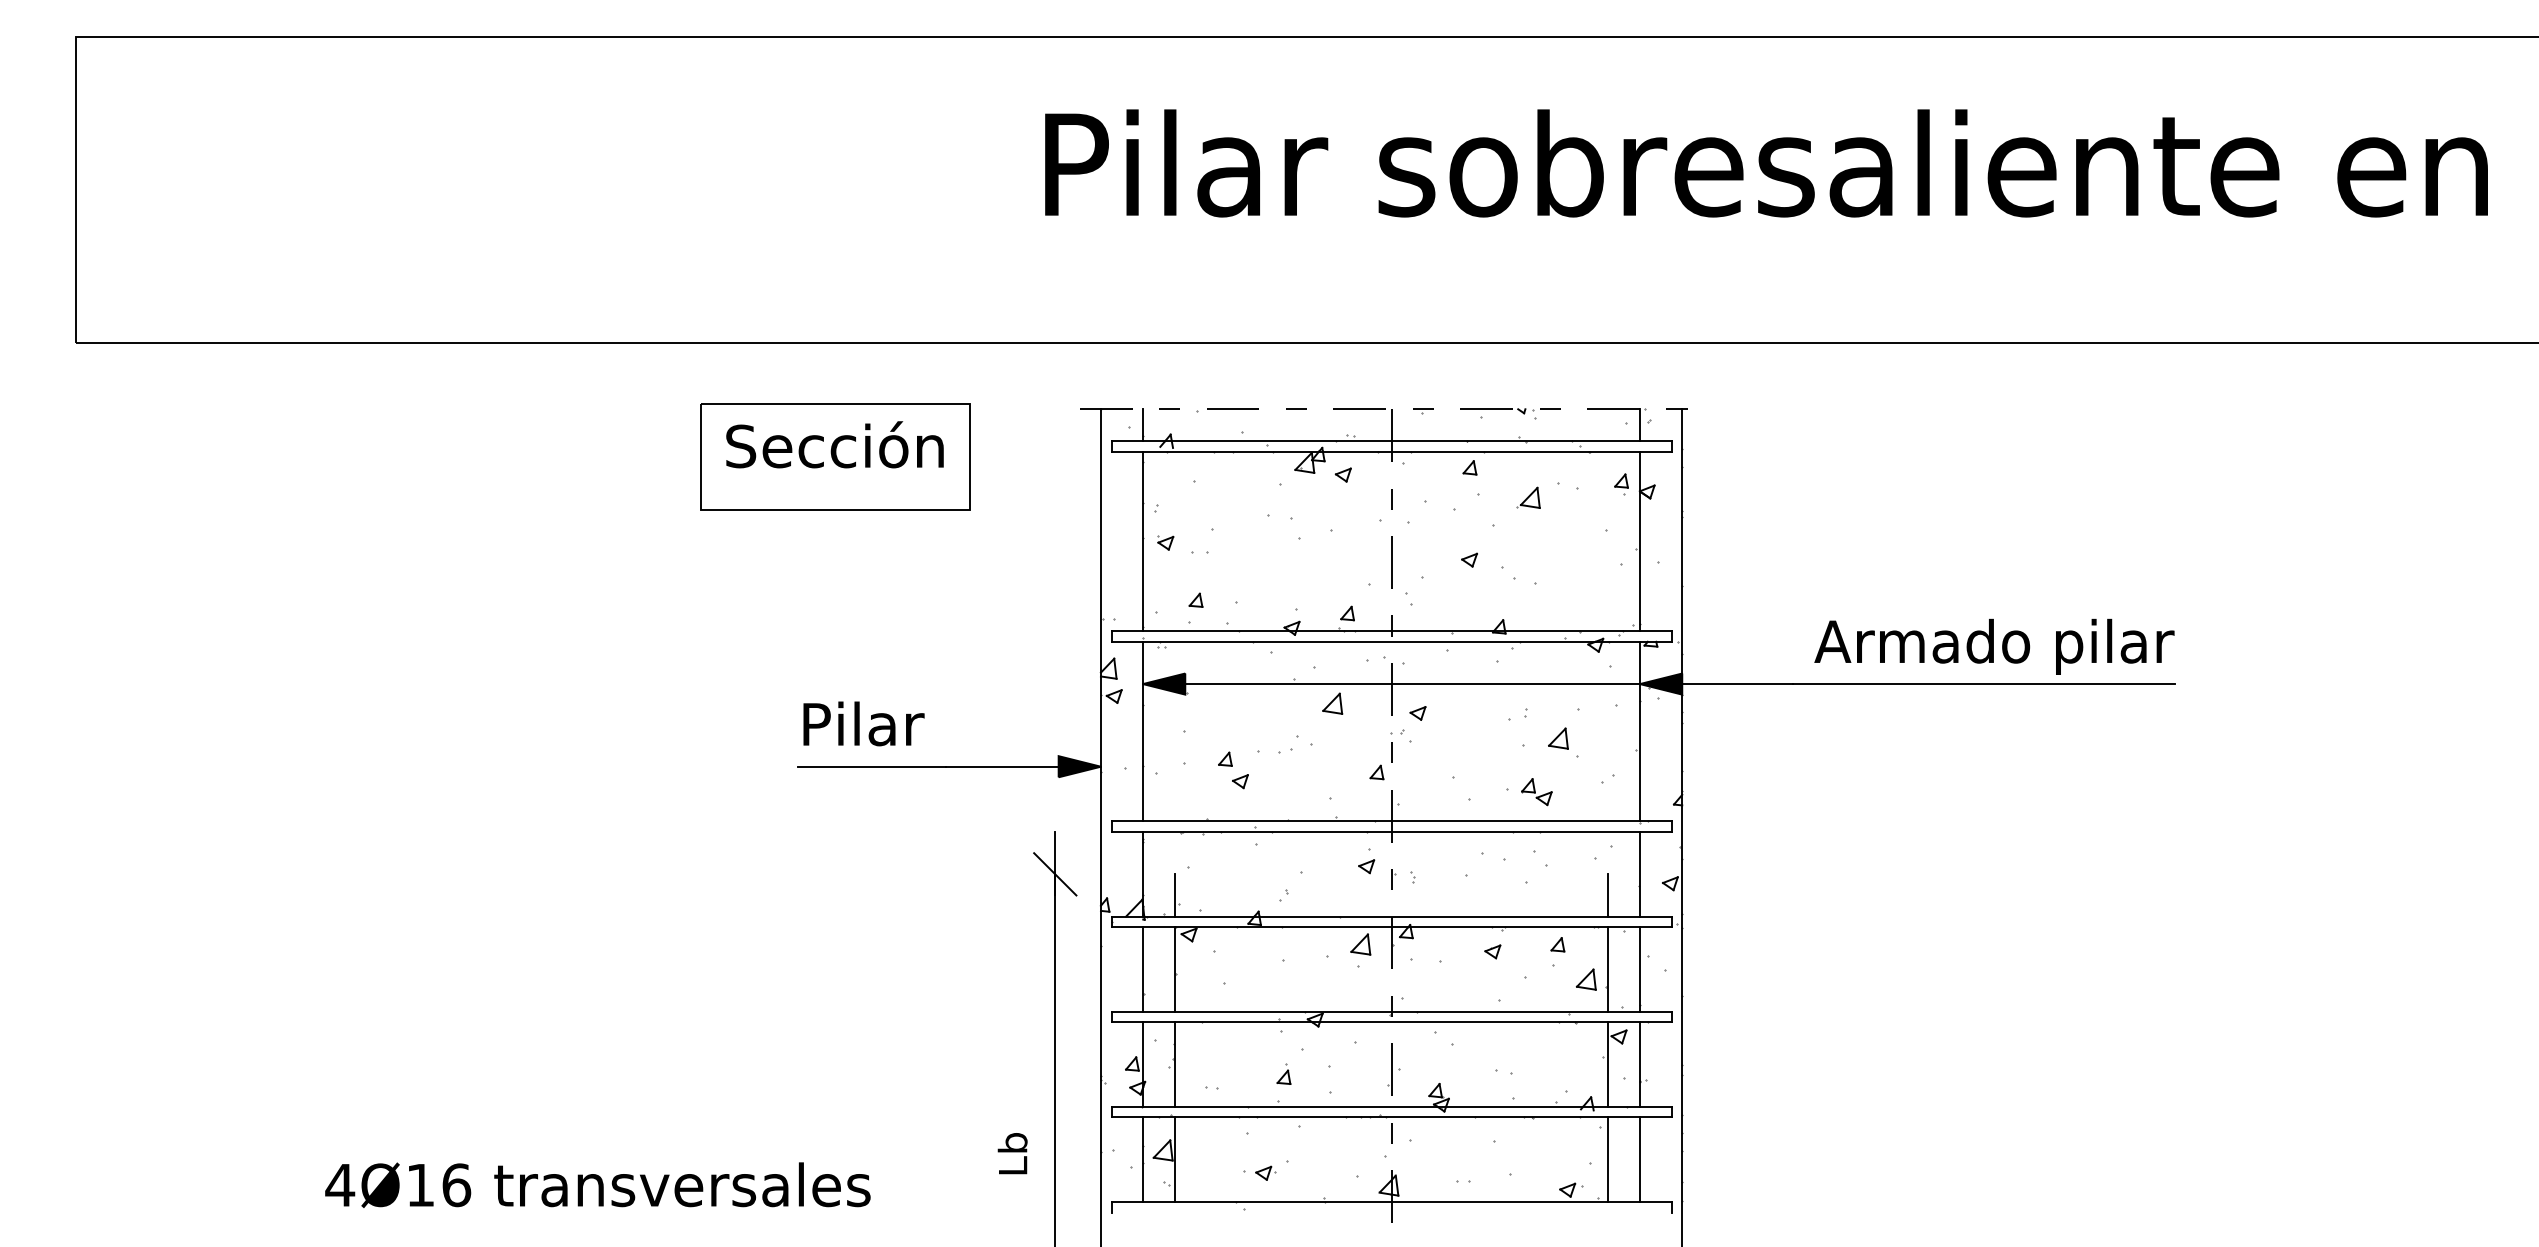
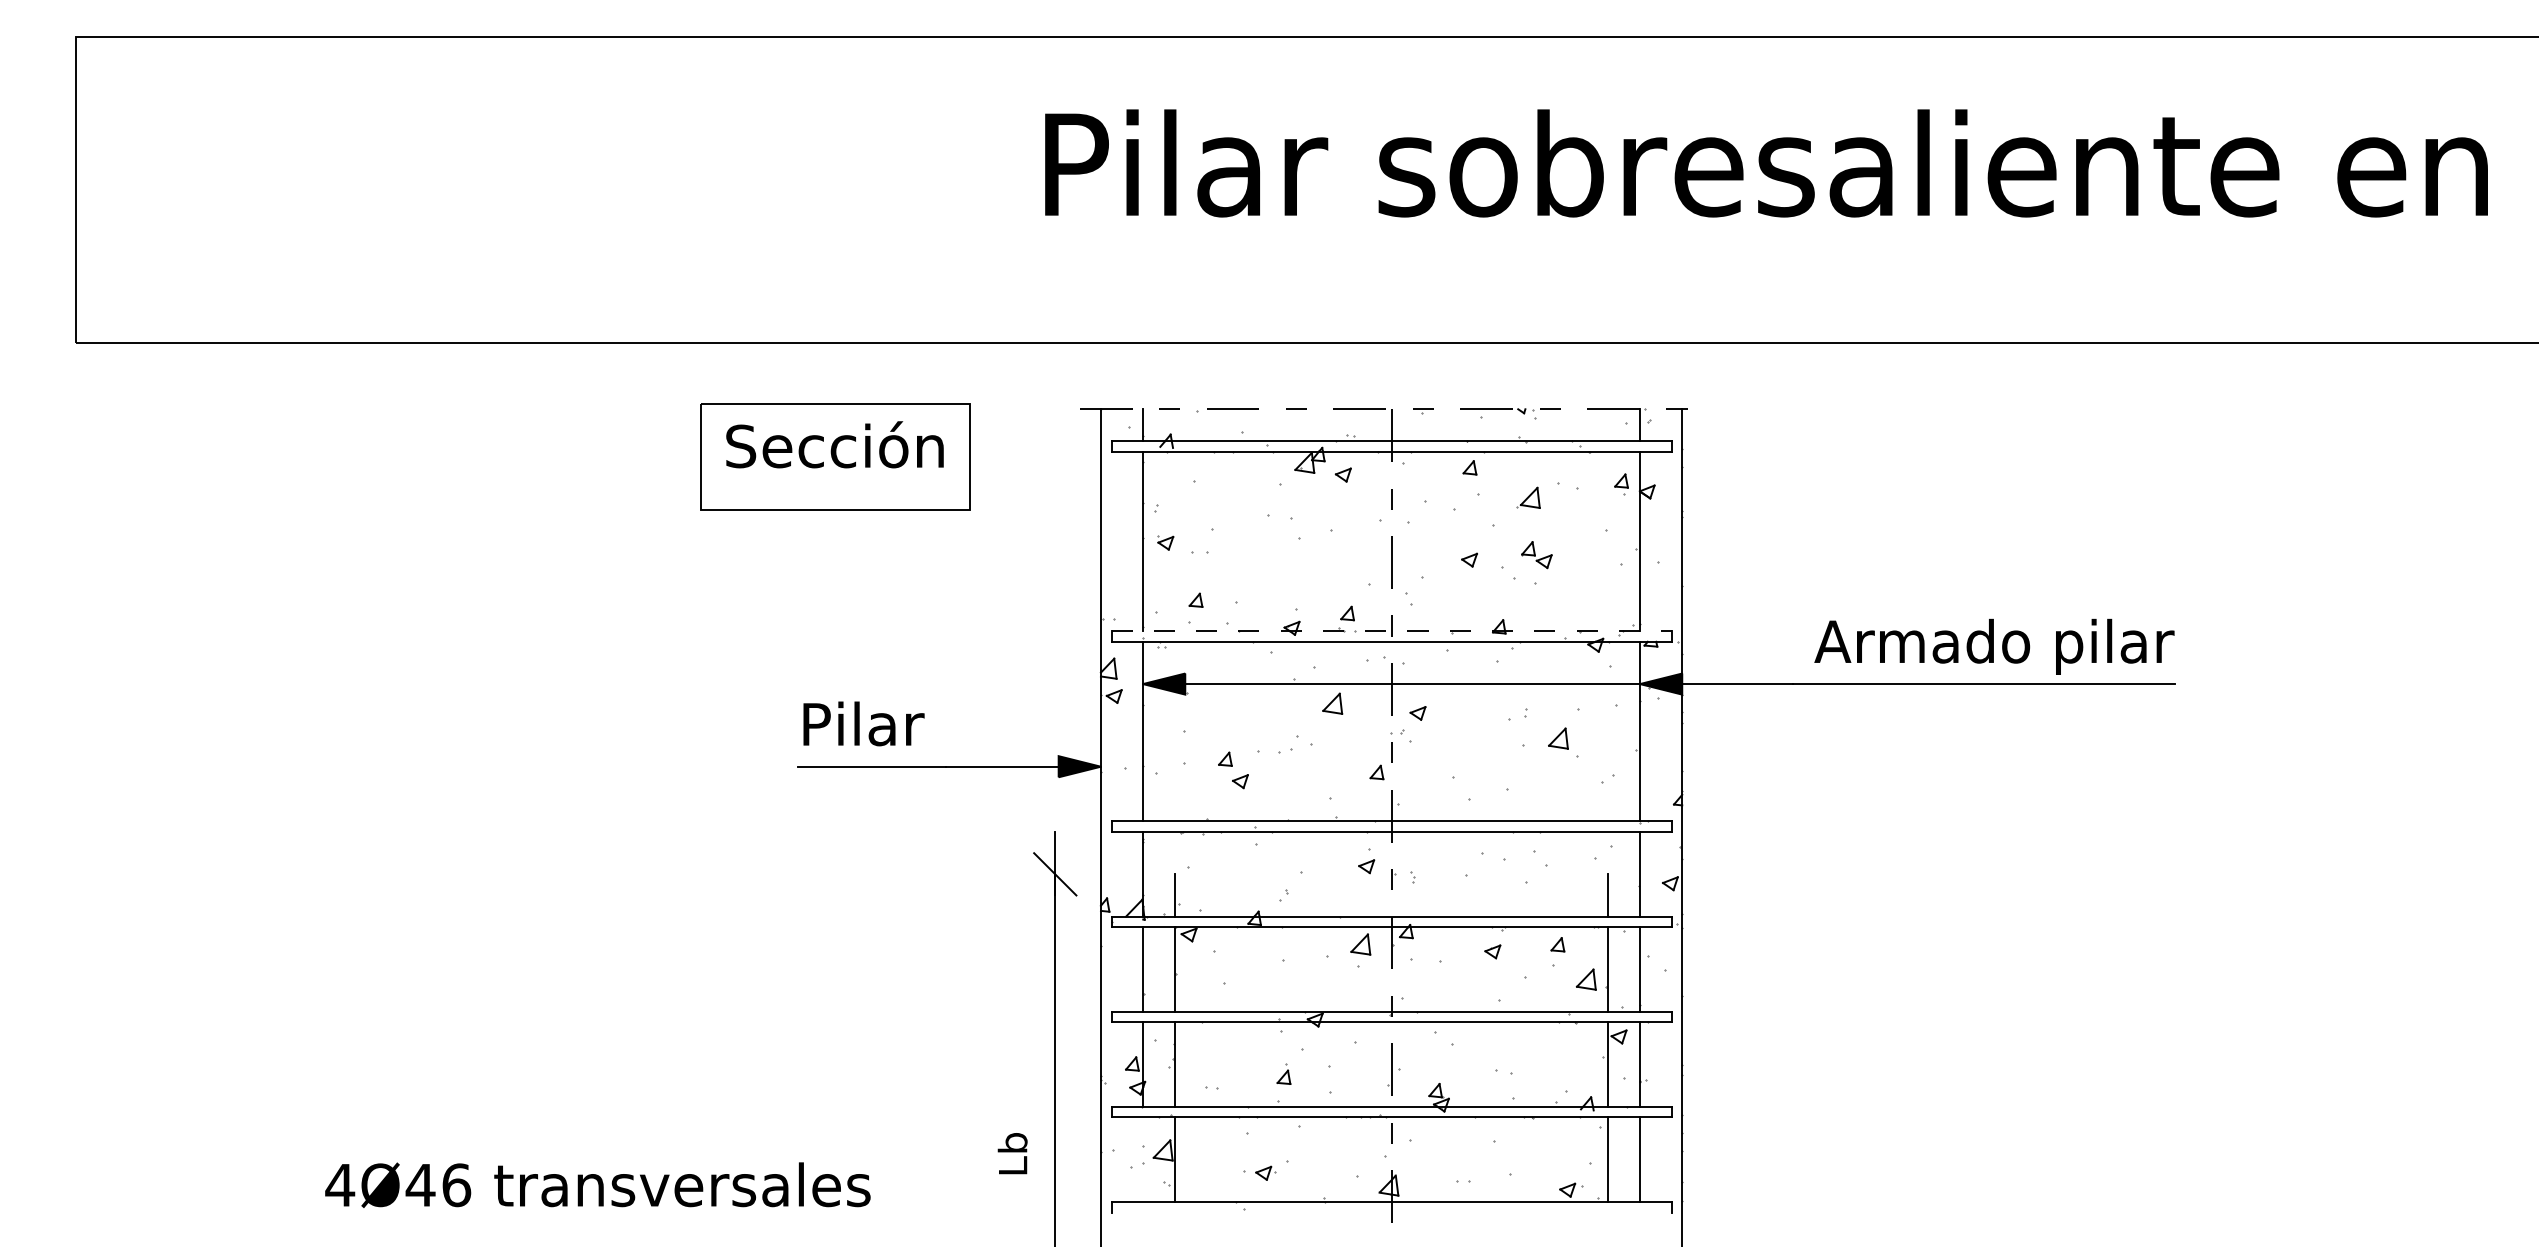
line: solid -> dashed (1392, 631)
part position: (1536, 792) -> (1536, 555) (1536, 555)
line: present -> none (1143, 1159)
text: 4Ø16 -> 4Ø46 (420, 1185)
